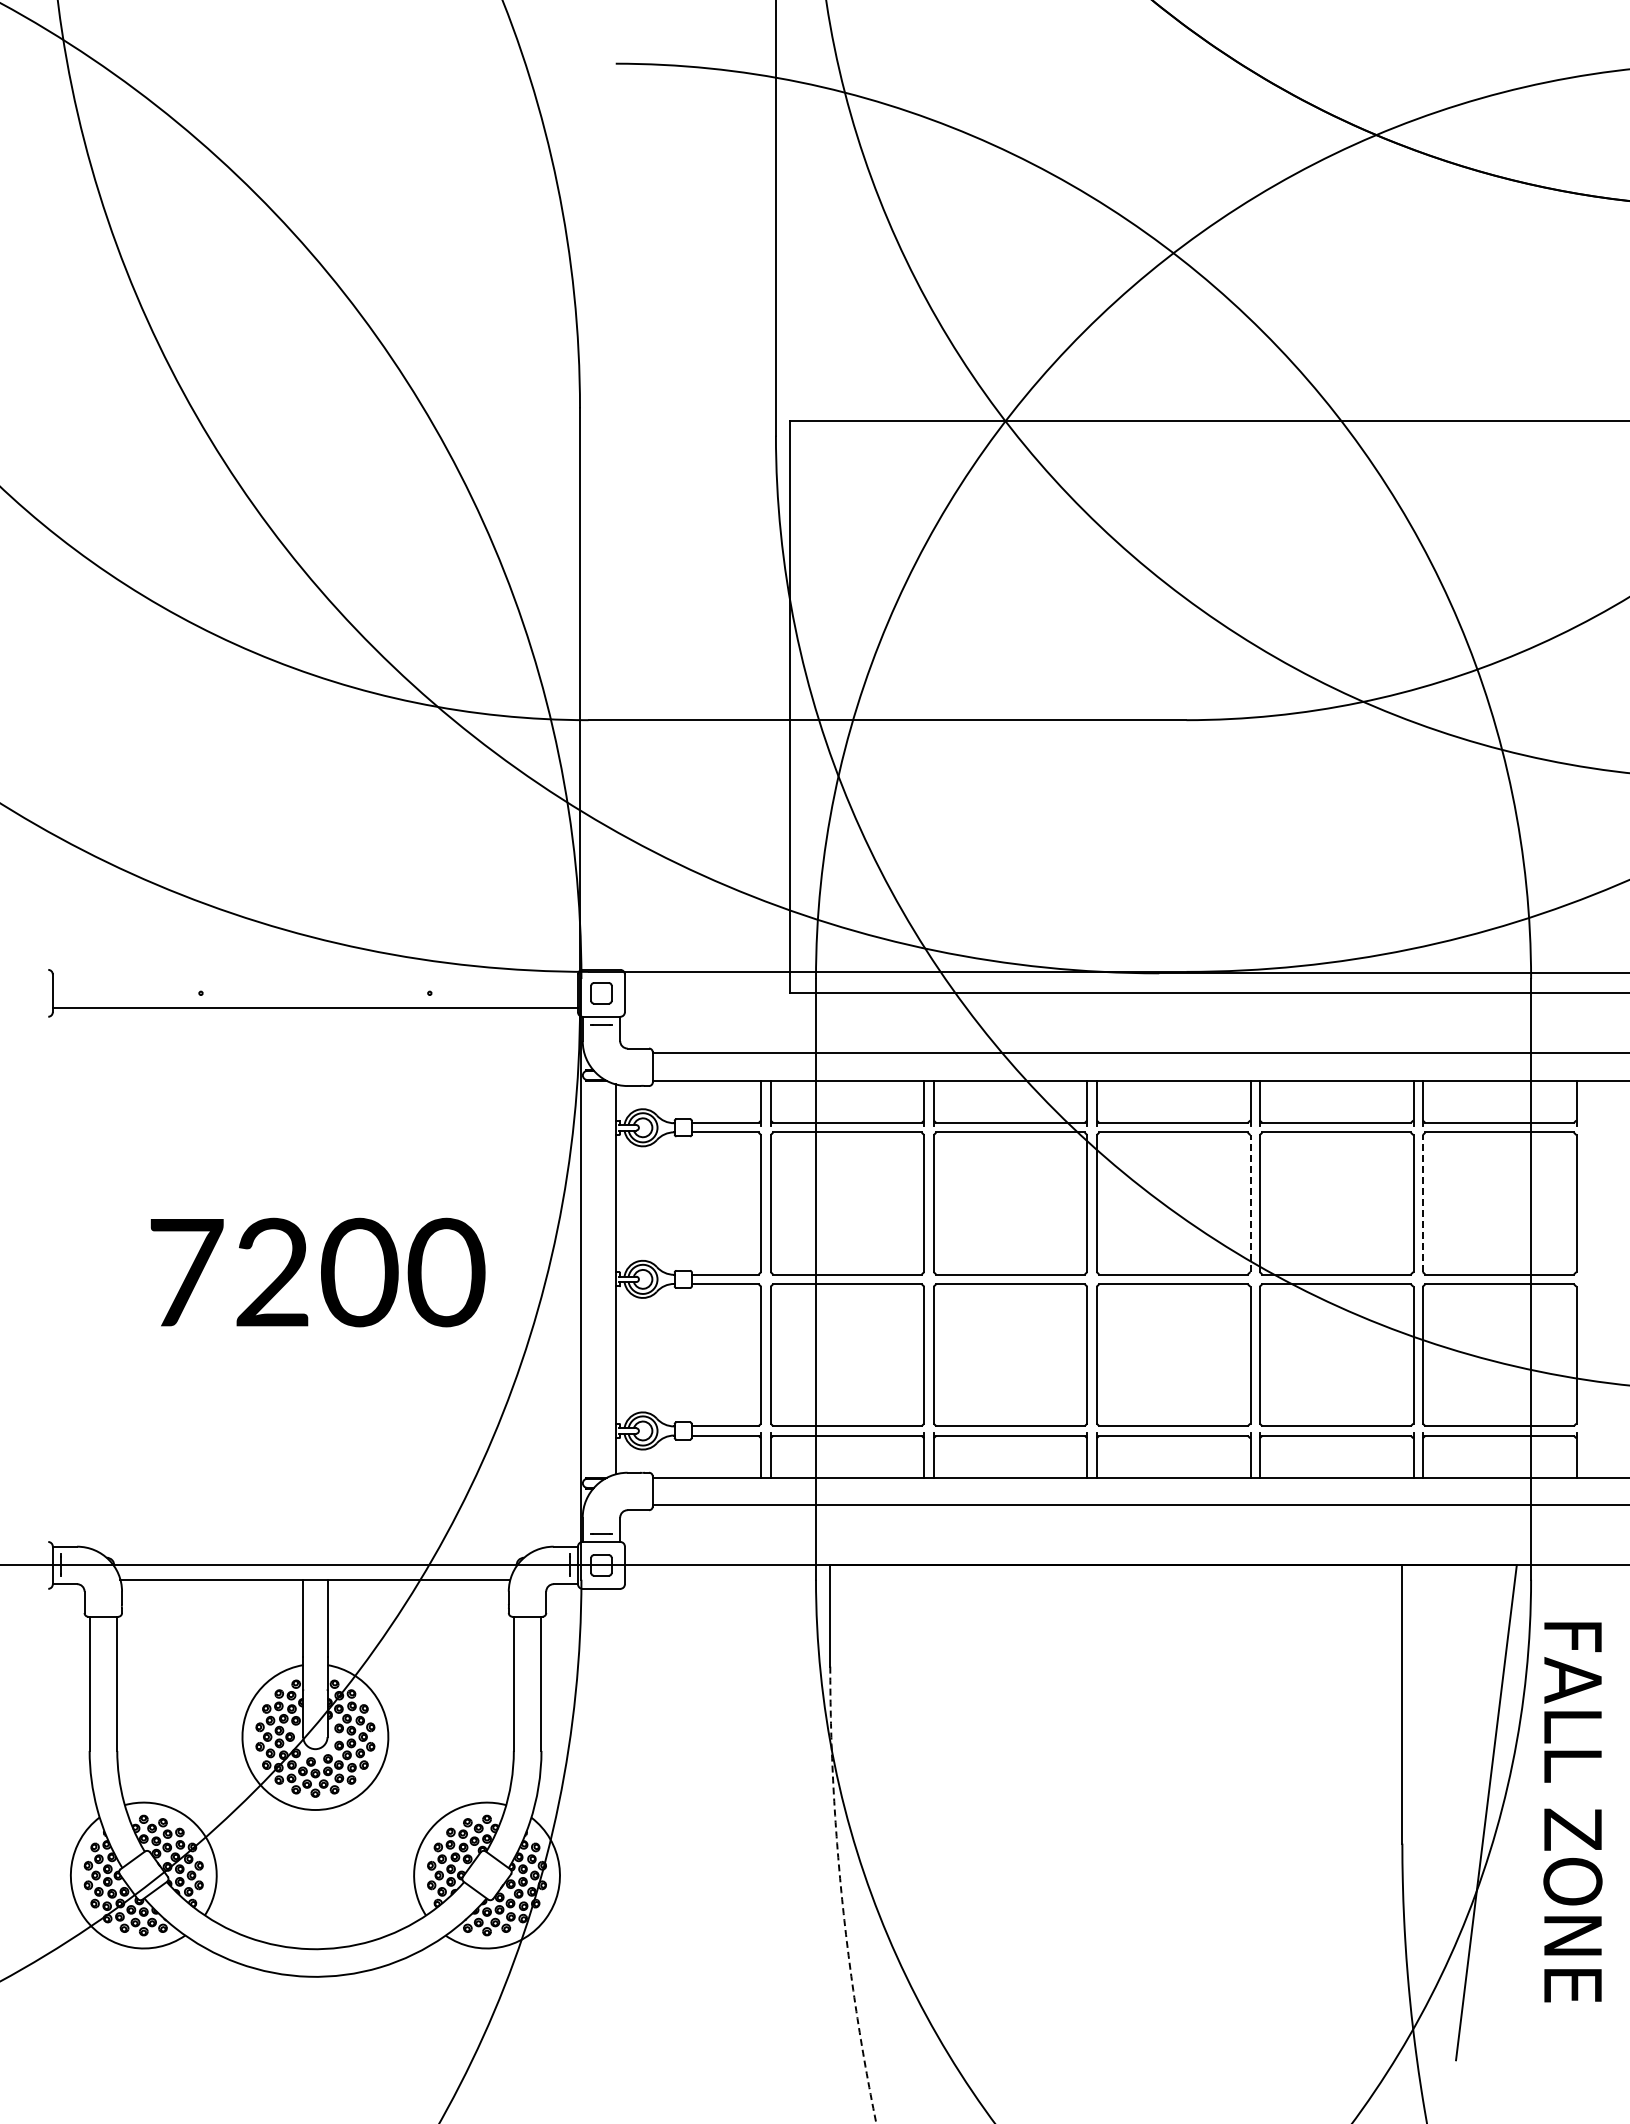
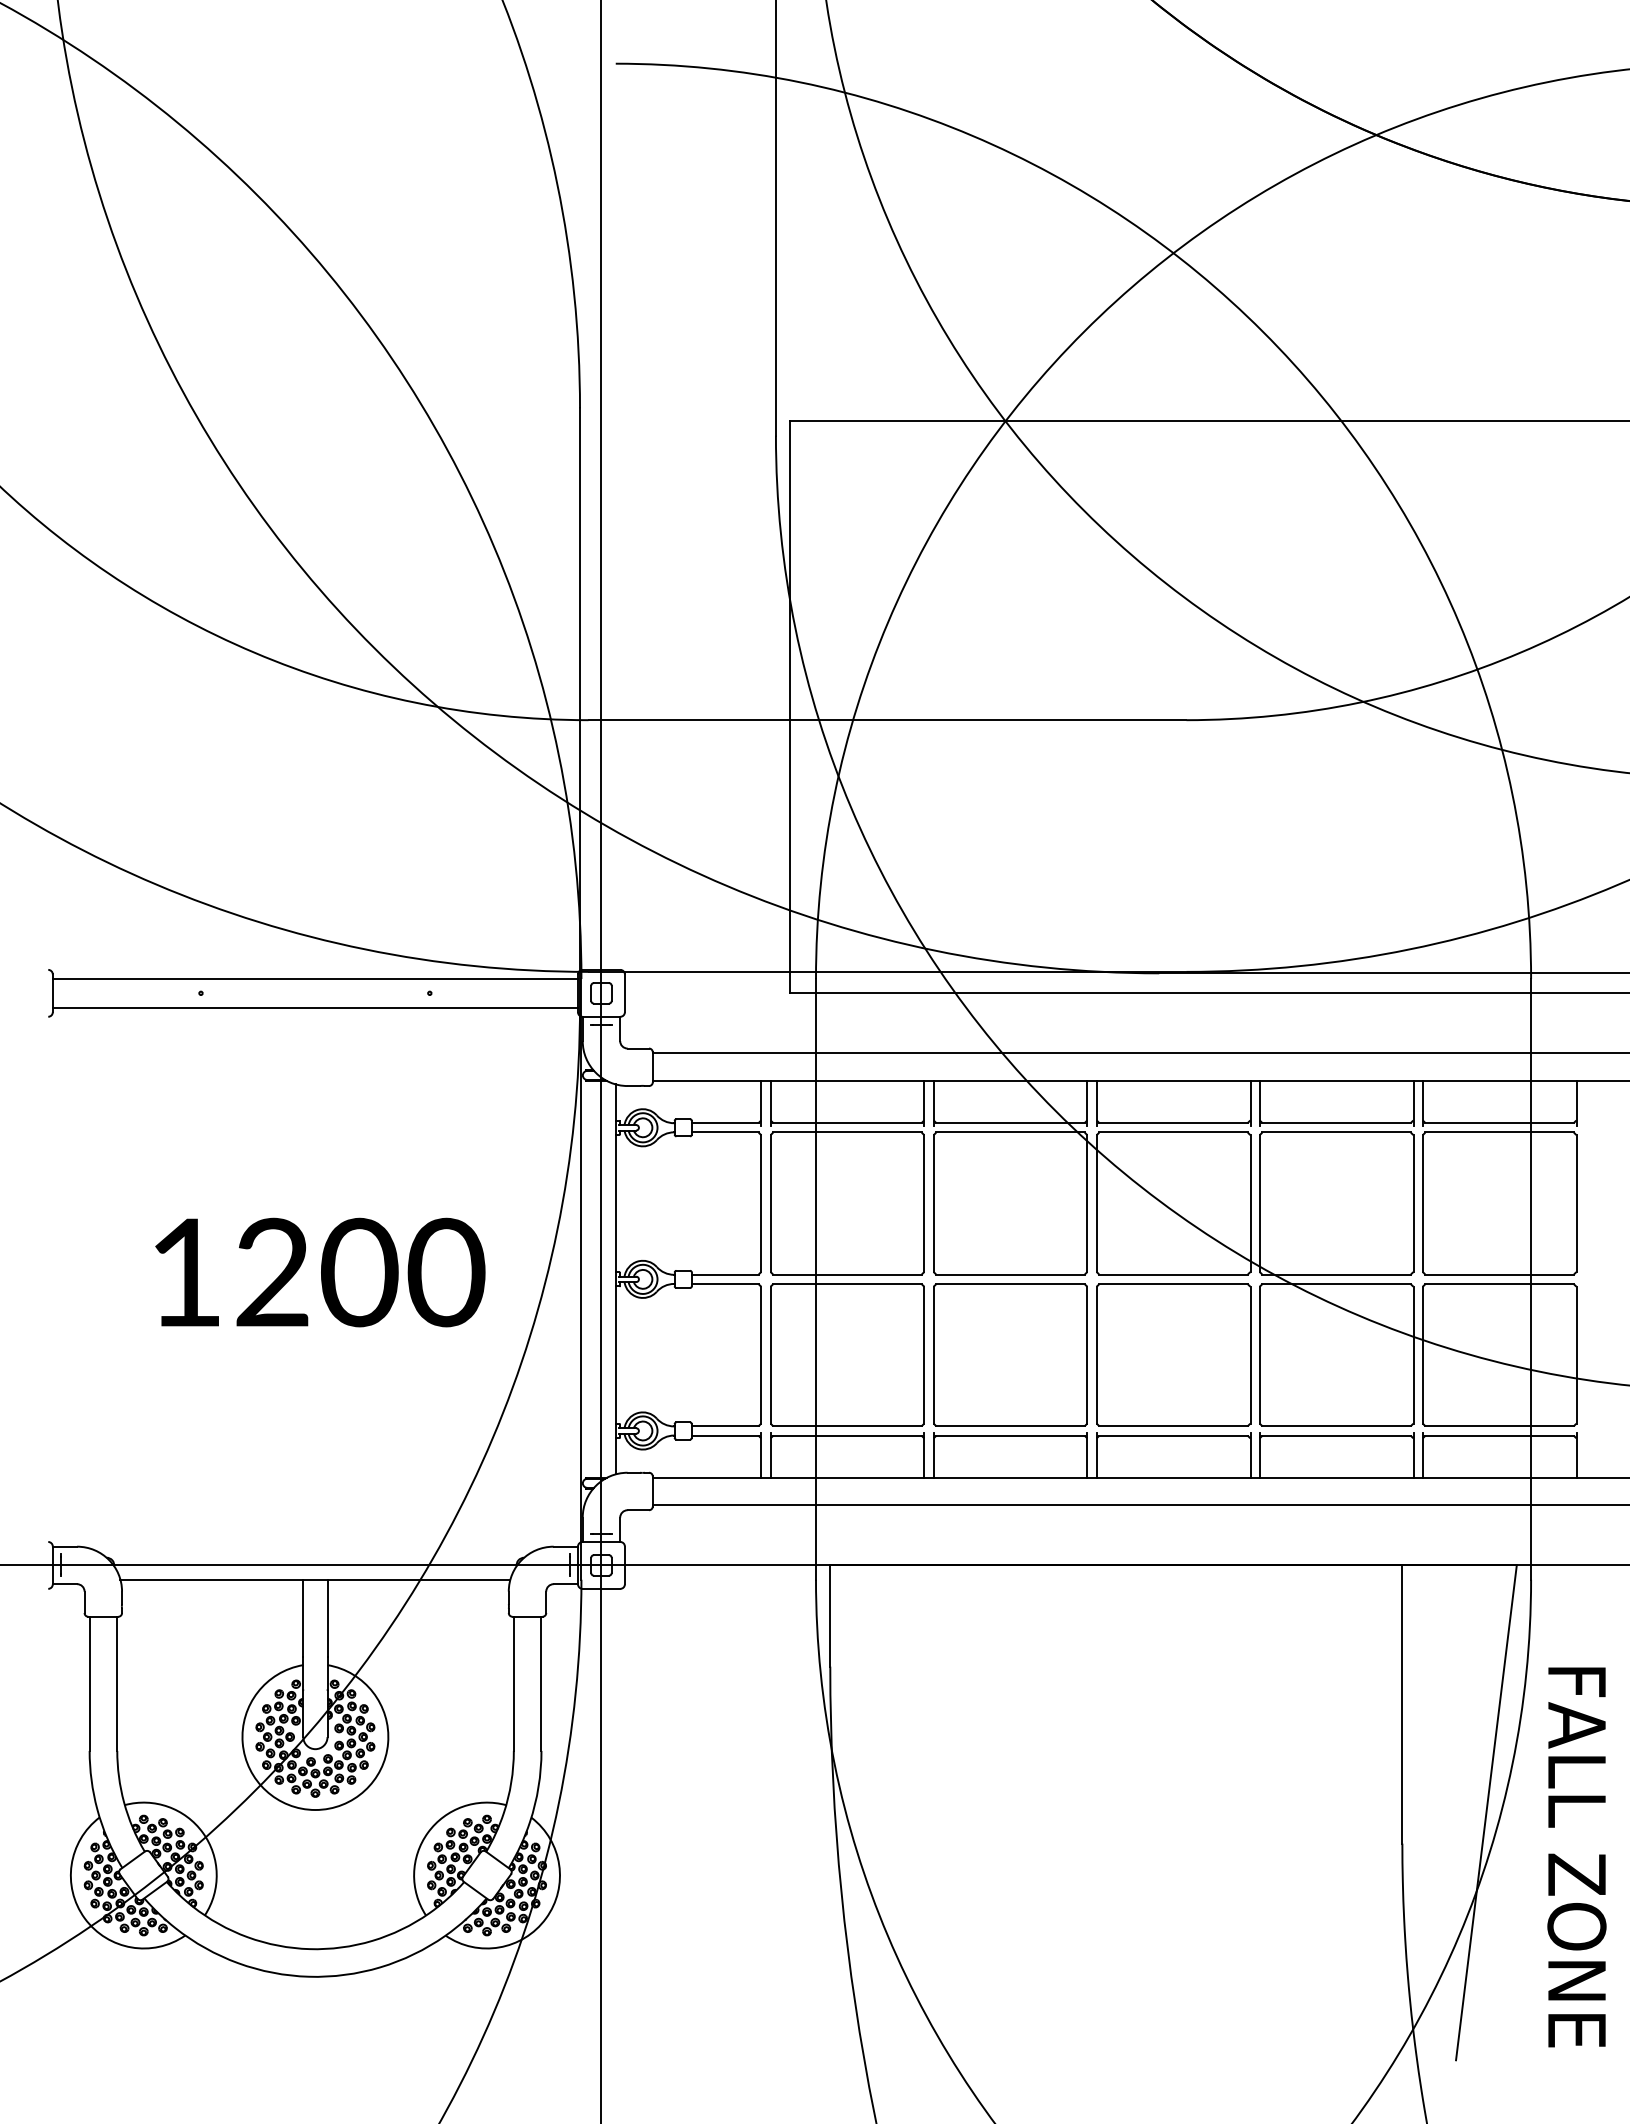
line: none -> present (315, 979)
line: none -> present (601, 1061)
line: dashed -> solid (1250, 1203)
line: dashed -> solid (1422, 1203)
text: 7200 -> 1200 (186, 1272)
text position: (1572, 1812) -> (1576, 1857) (1576, 1857)
arc: dashed -> solid (842, 1897)
